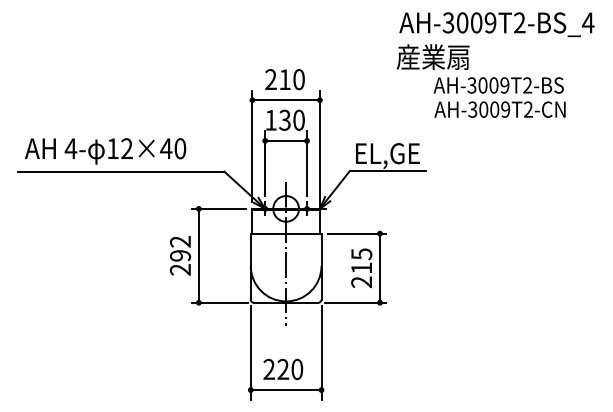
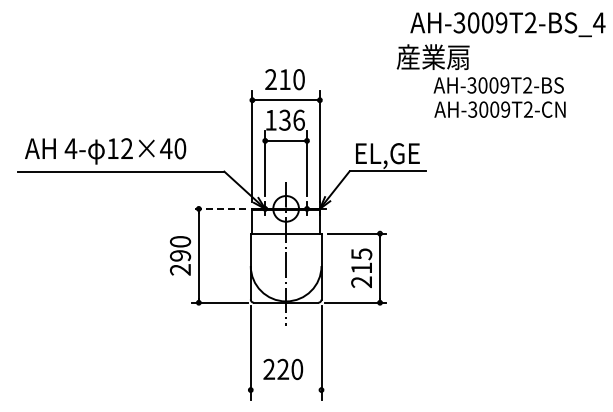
text position: (496, 24) -> (507, 24) (507, 24)
text: 130 -> 136 (298, 119)
line: solid -> dashed (219, 208)
text: 292 -> 290 (180, 241)
line: present -> none (285, 390)
